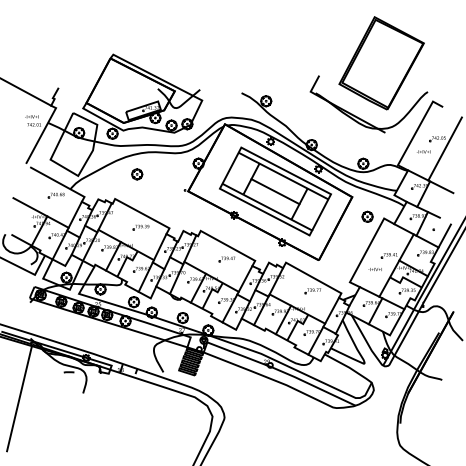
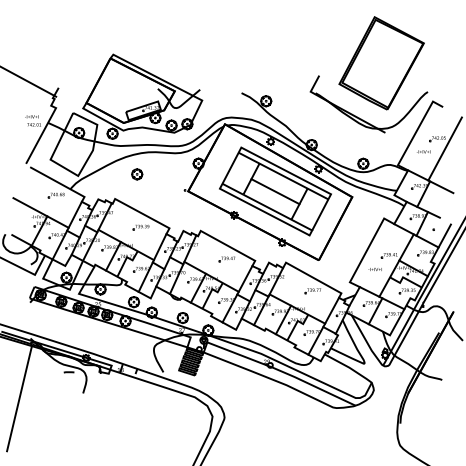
line position: (26, 92) -> (29, 81) (29, 81)
part: present -> none (367, 216)
